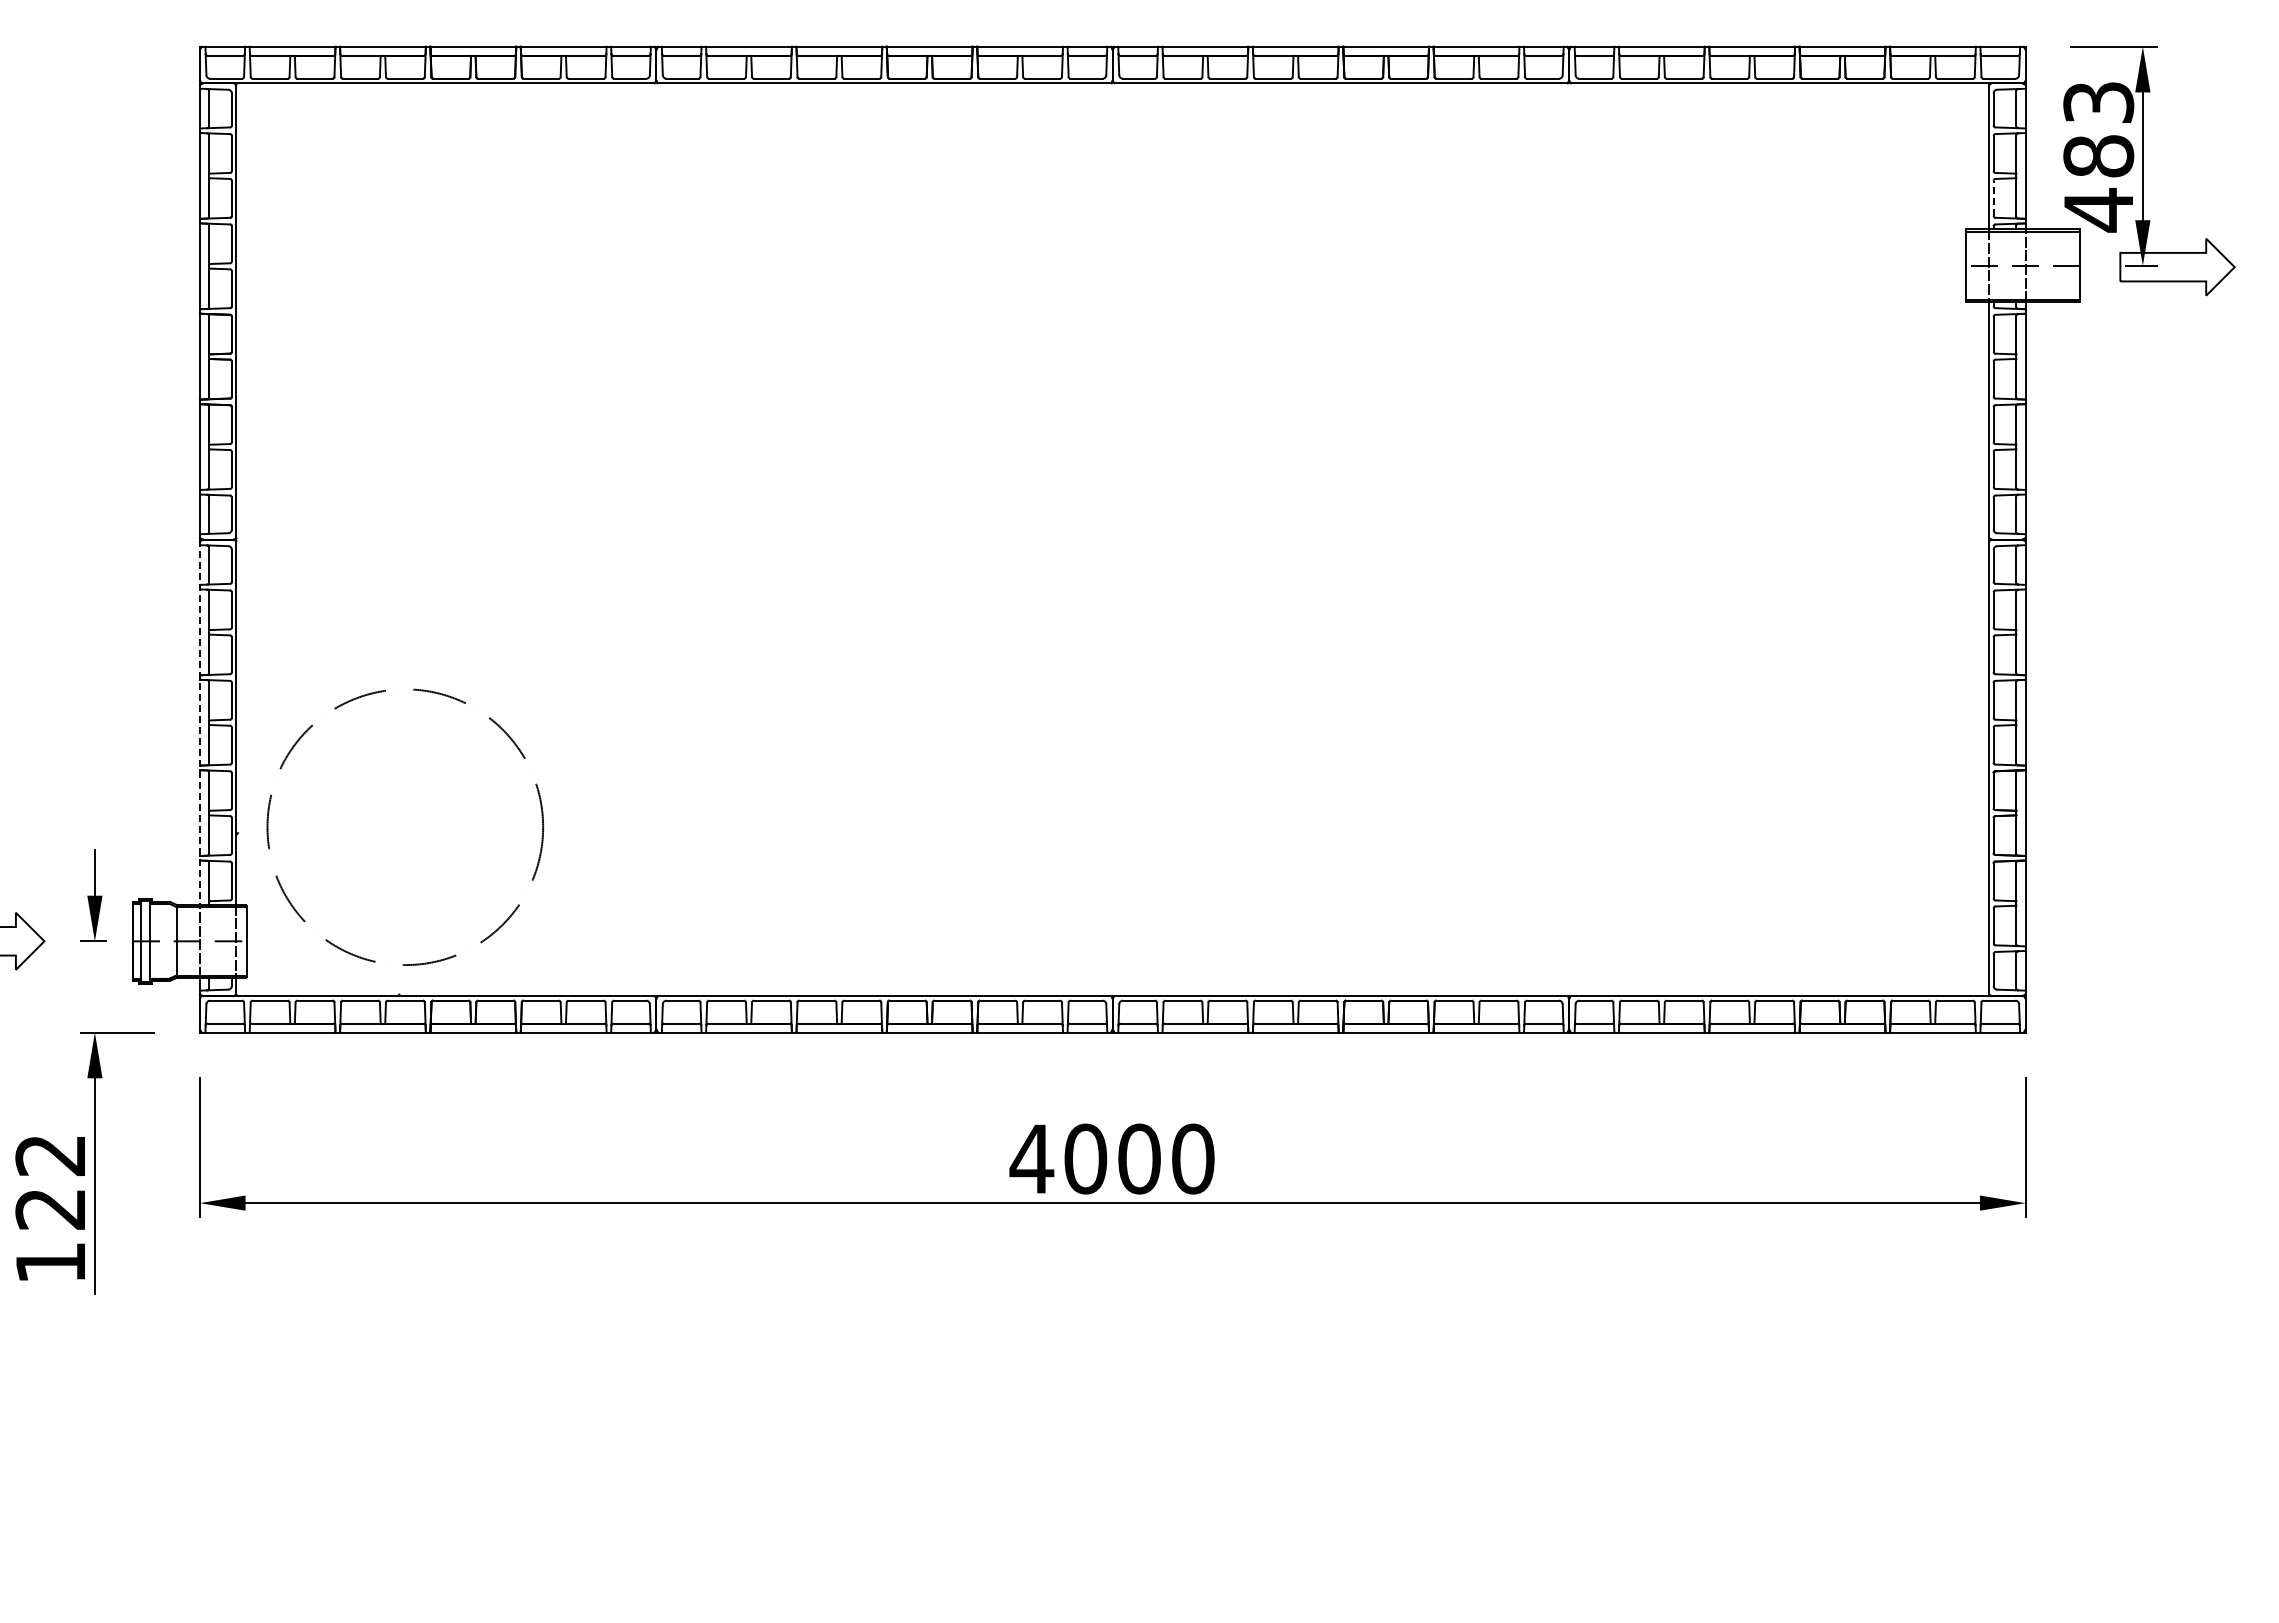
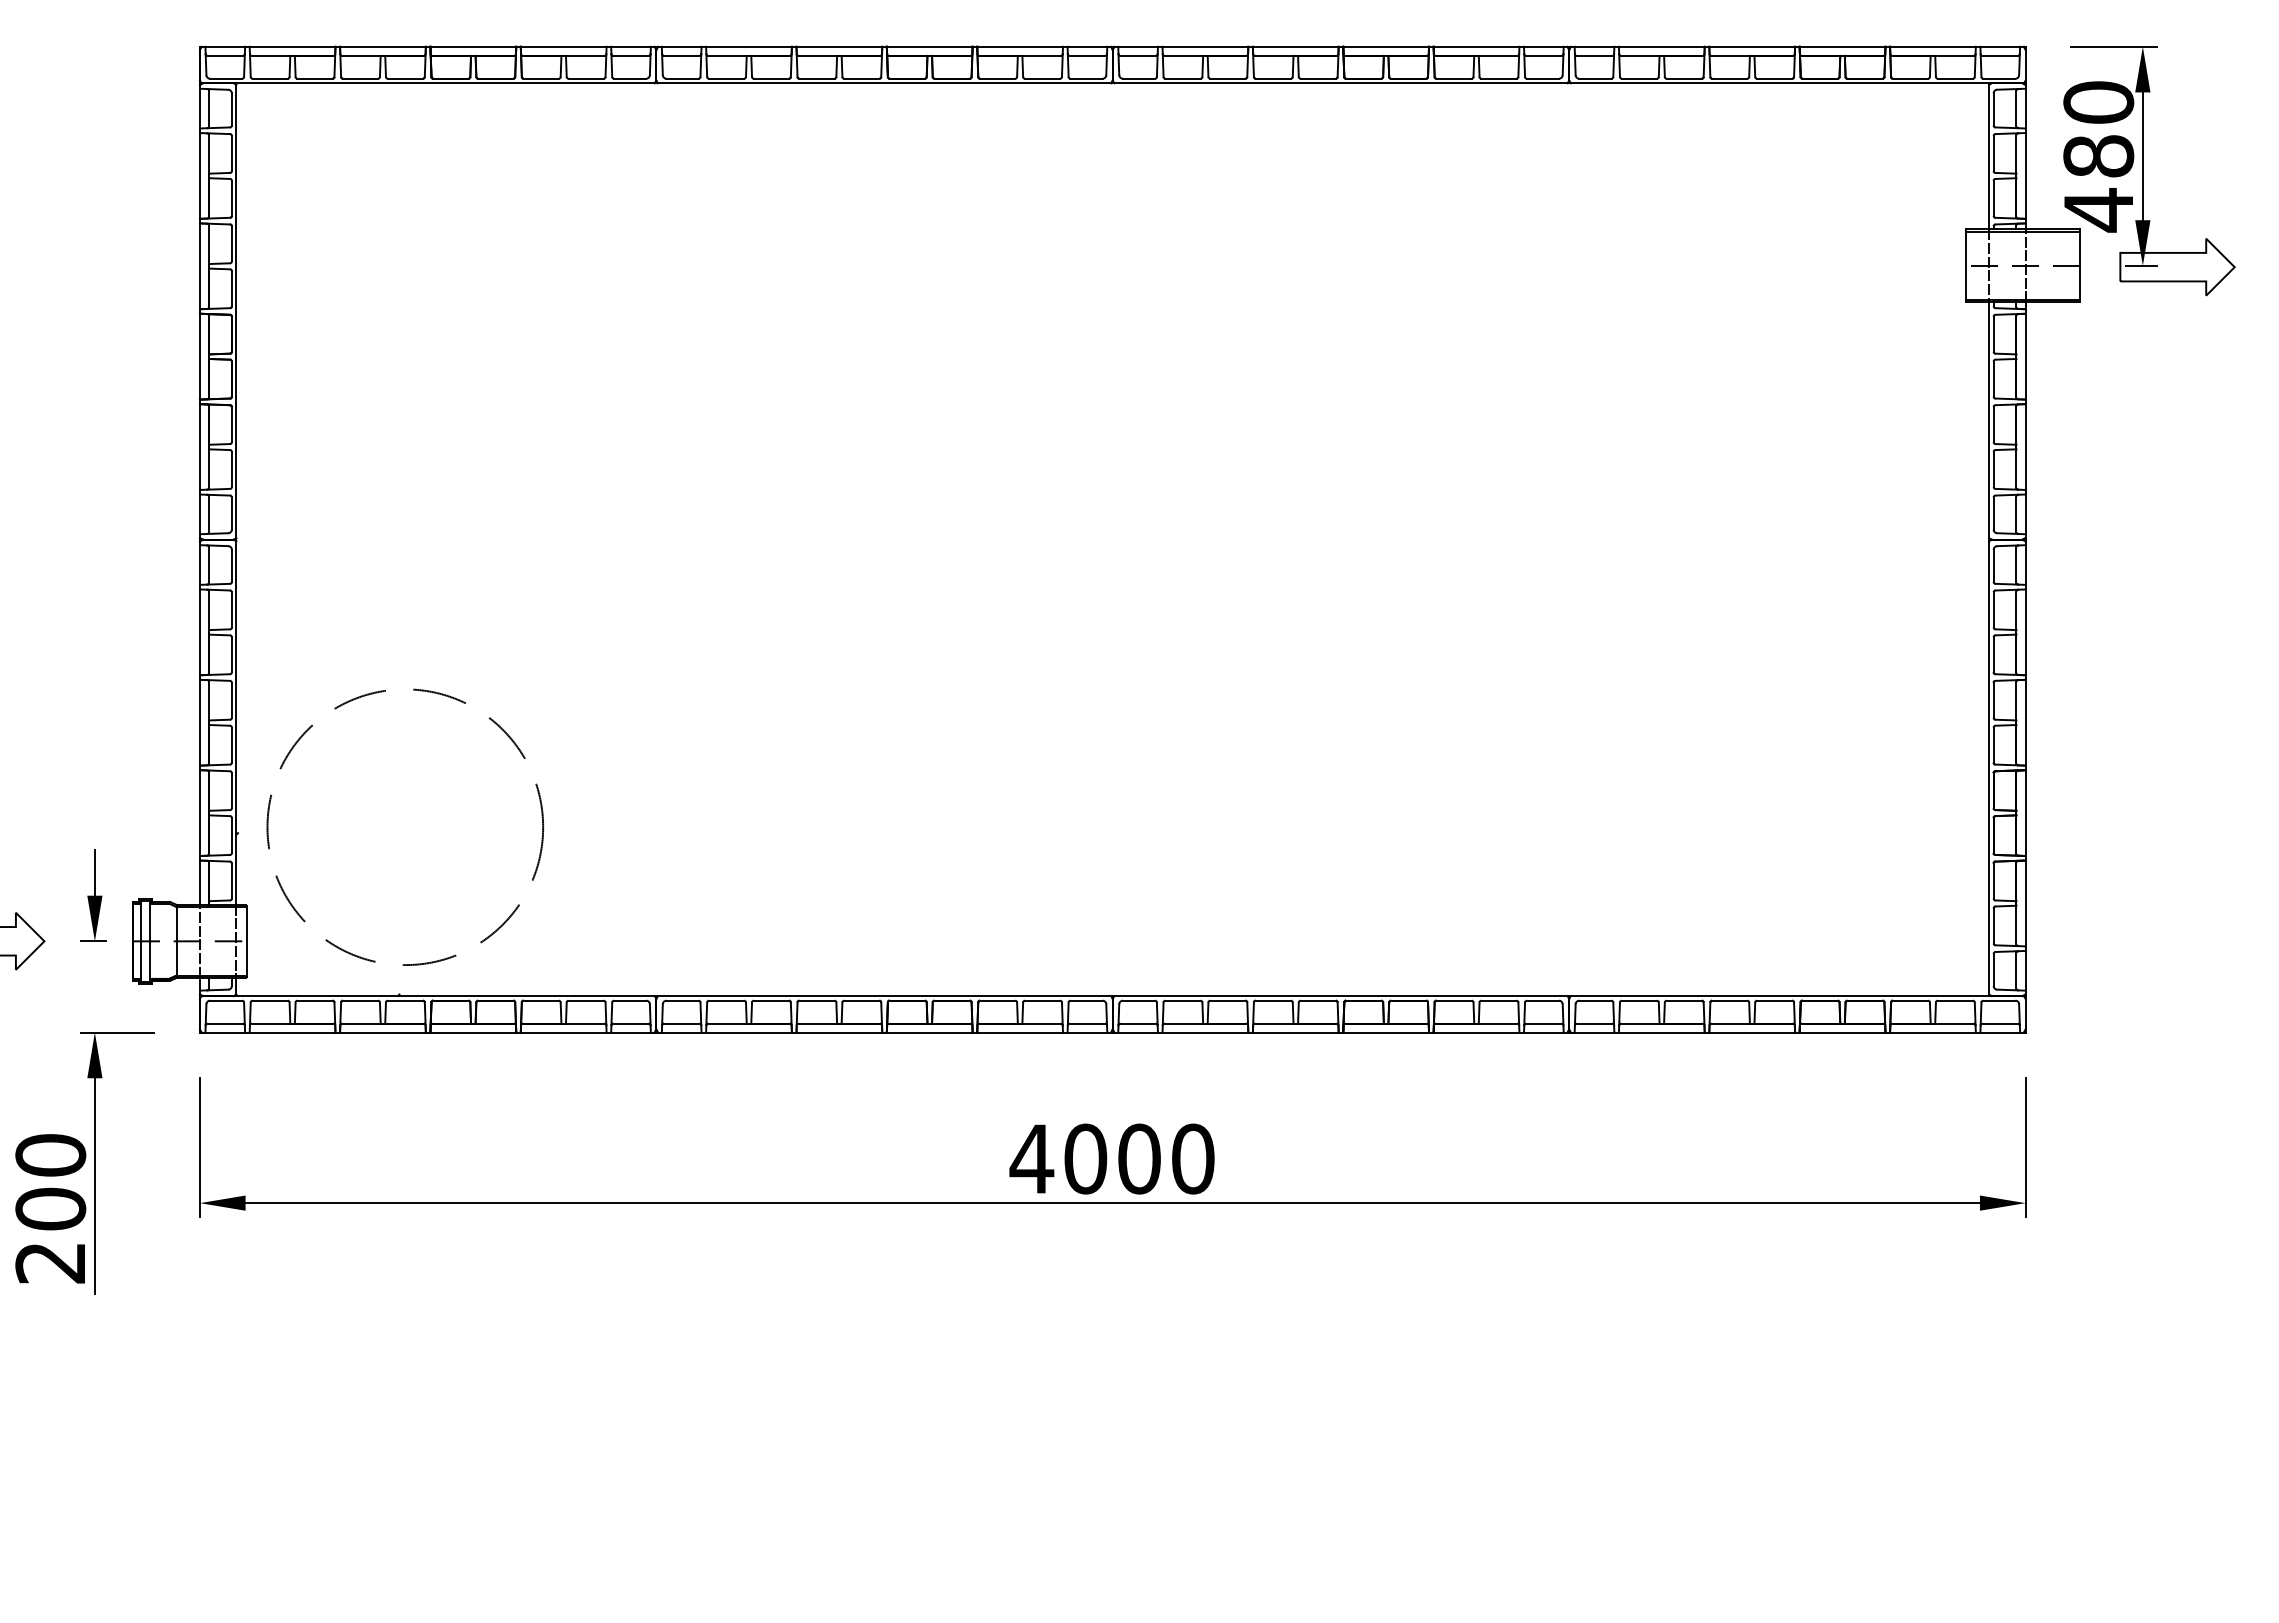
text: 483 -> 480 (2098, 102)
line: dashed -> solid (1993, 198)
line: dashed -> solid (199, 722)
text: 122 -> 200 (50, 1208)
